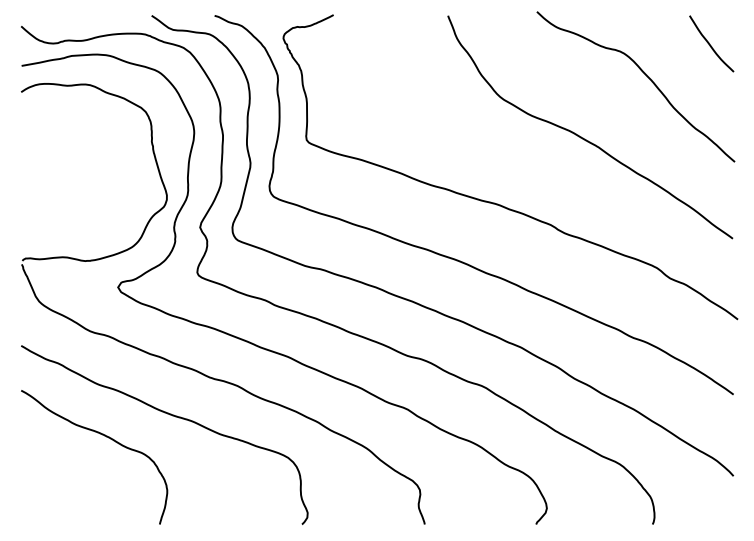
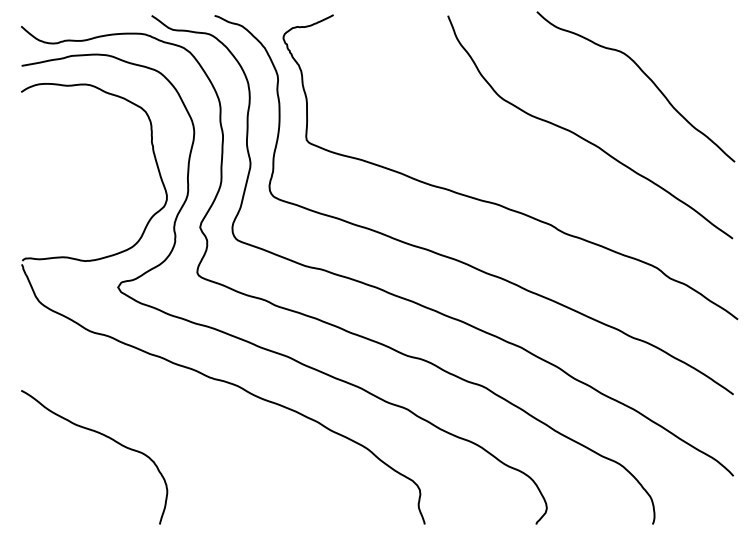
curve: present -> none (710, 44)
curve: present -> none (172, 416)
